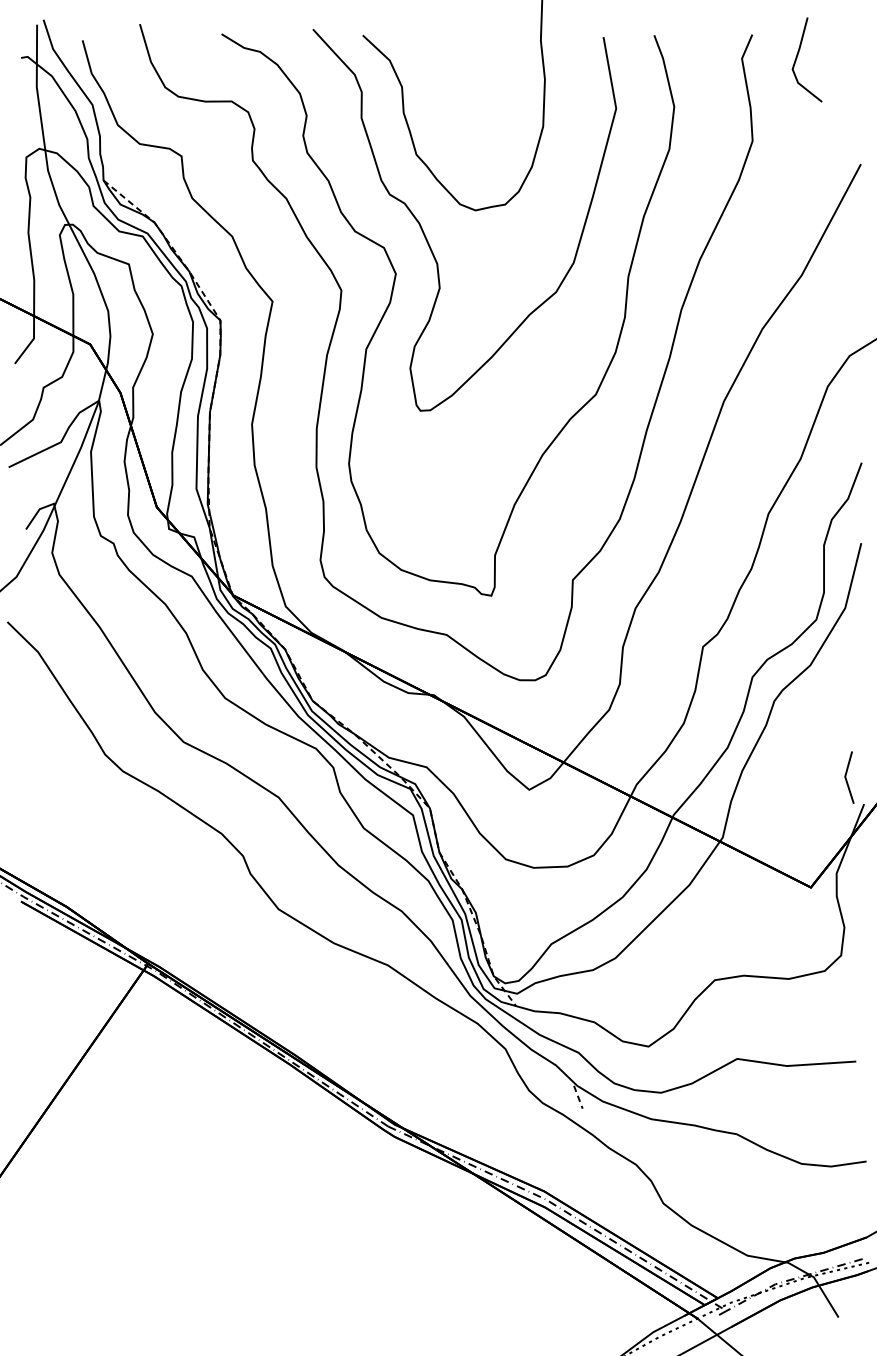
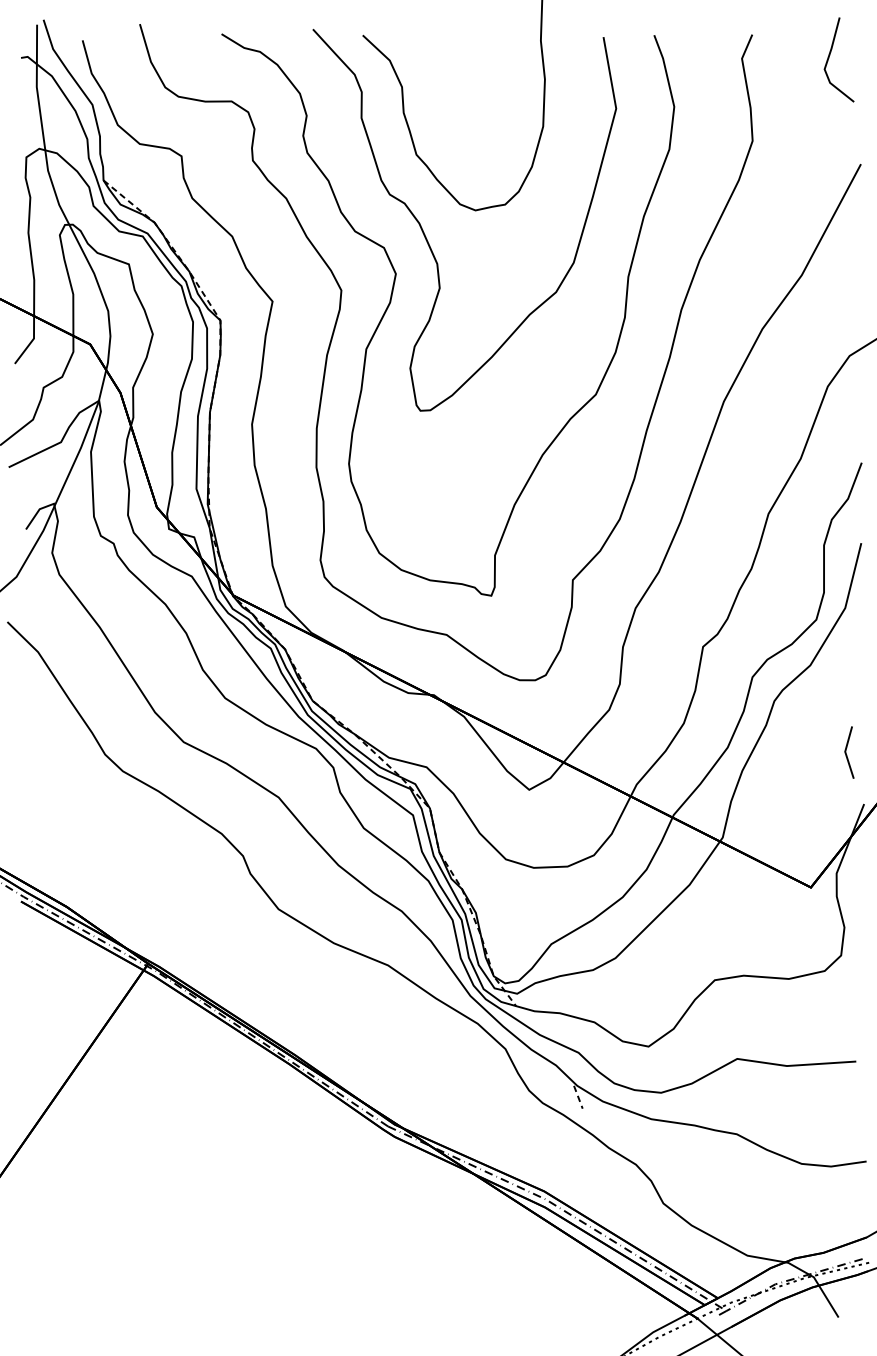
line position: (798, 55) -> (830, 55) (830, 55)
line position: (846, 777) -> (846, 752) (846, 752)
